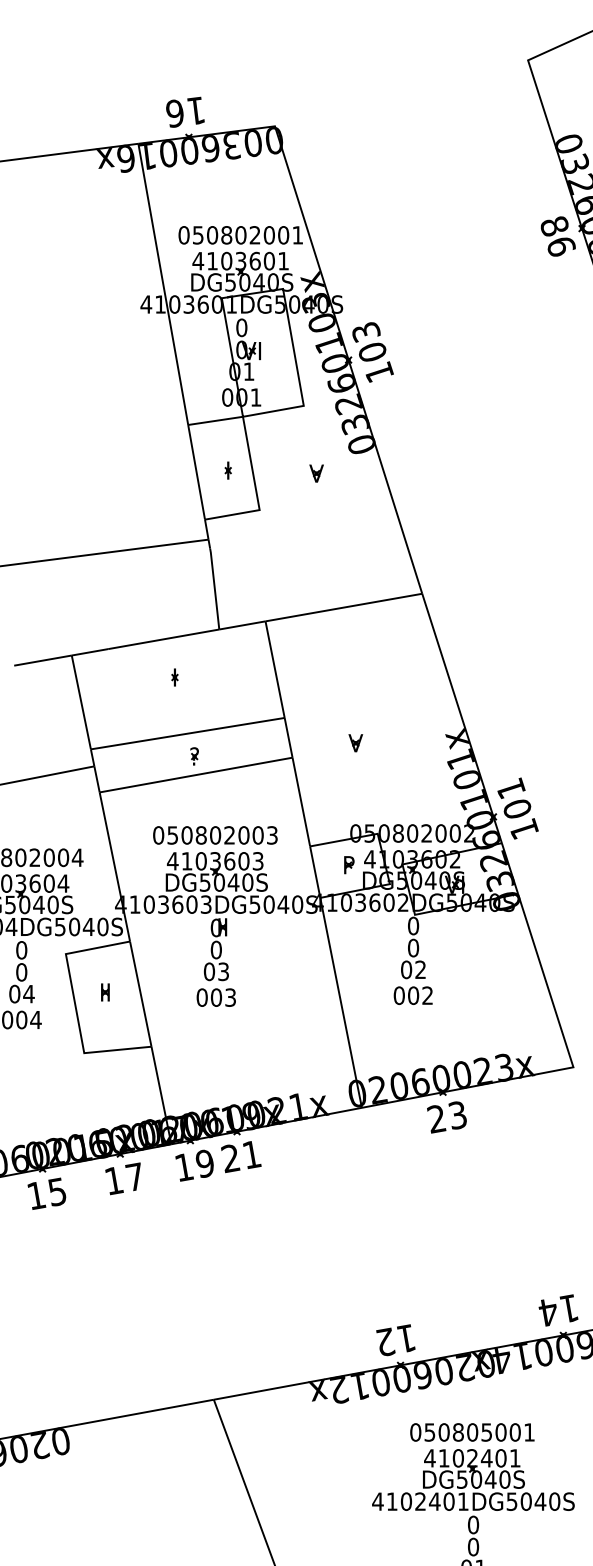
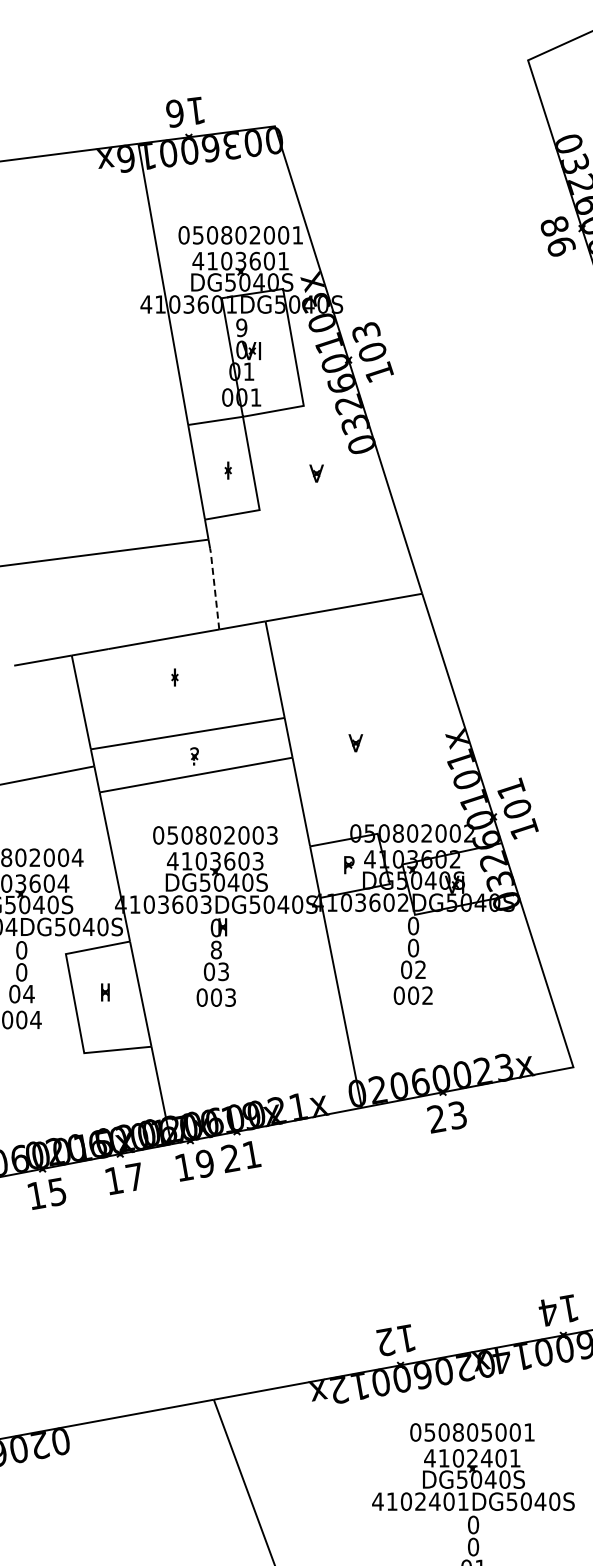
text: 0 -> 9 (241, 327)
line: solid -> dashed (214, 588)
text: 0 -> 8 (215, 950)
